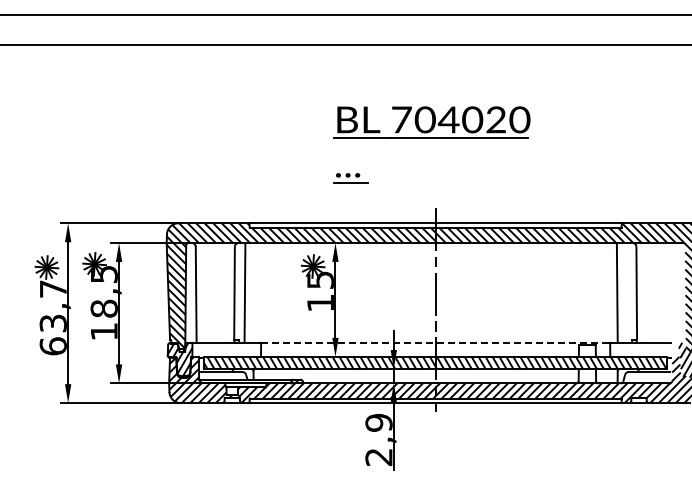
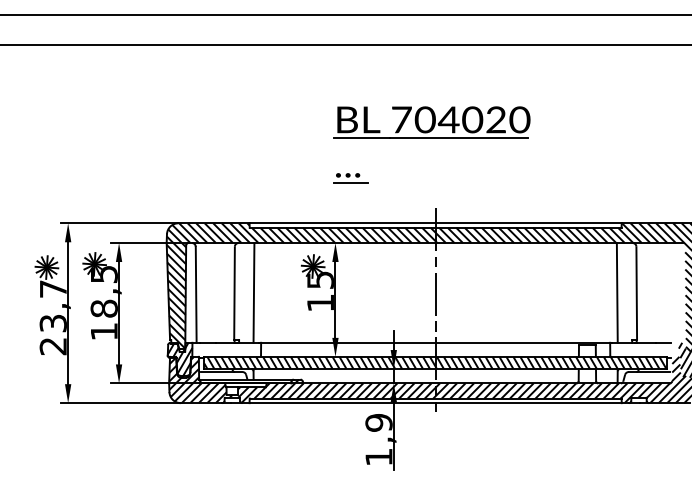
line position: (244, 292) -> (253, 292) (253, 292)
line: dashed -> solid (435, 342)
text: 63,7 -> 23,7 (52, 346)
text: 2,9 -> 1,9 (378, 457)
